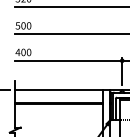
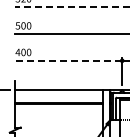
line: solid -> dashed (72, 7)
line: solid -> dashed (68, 60)
